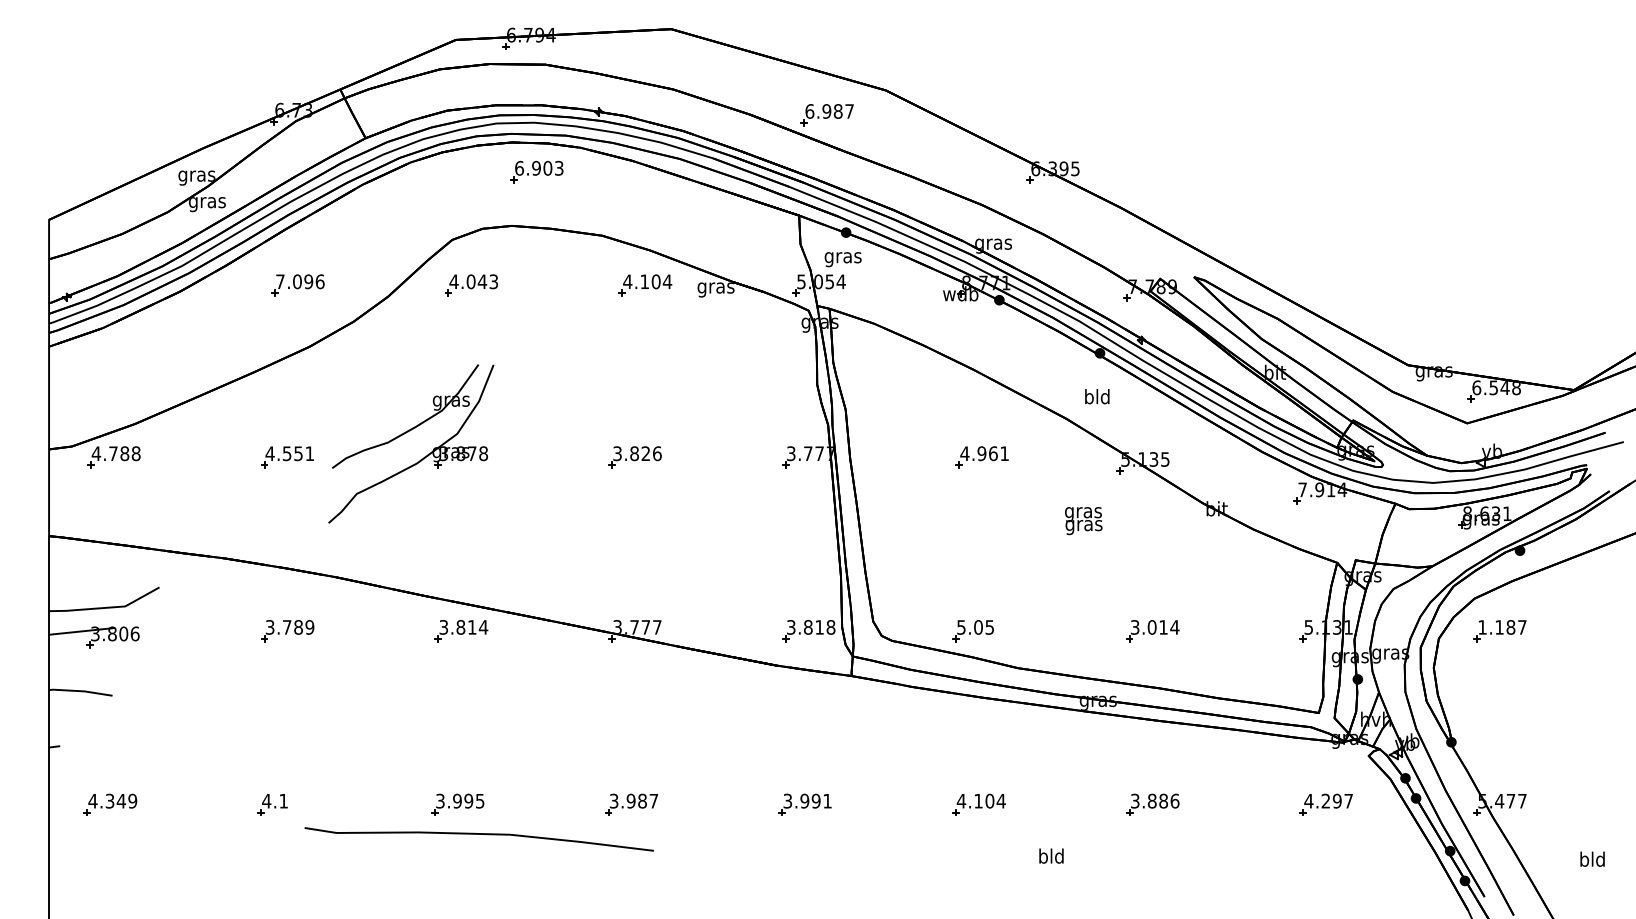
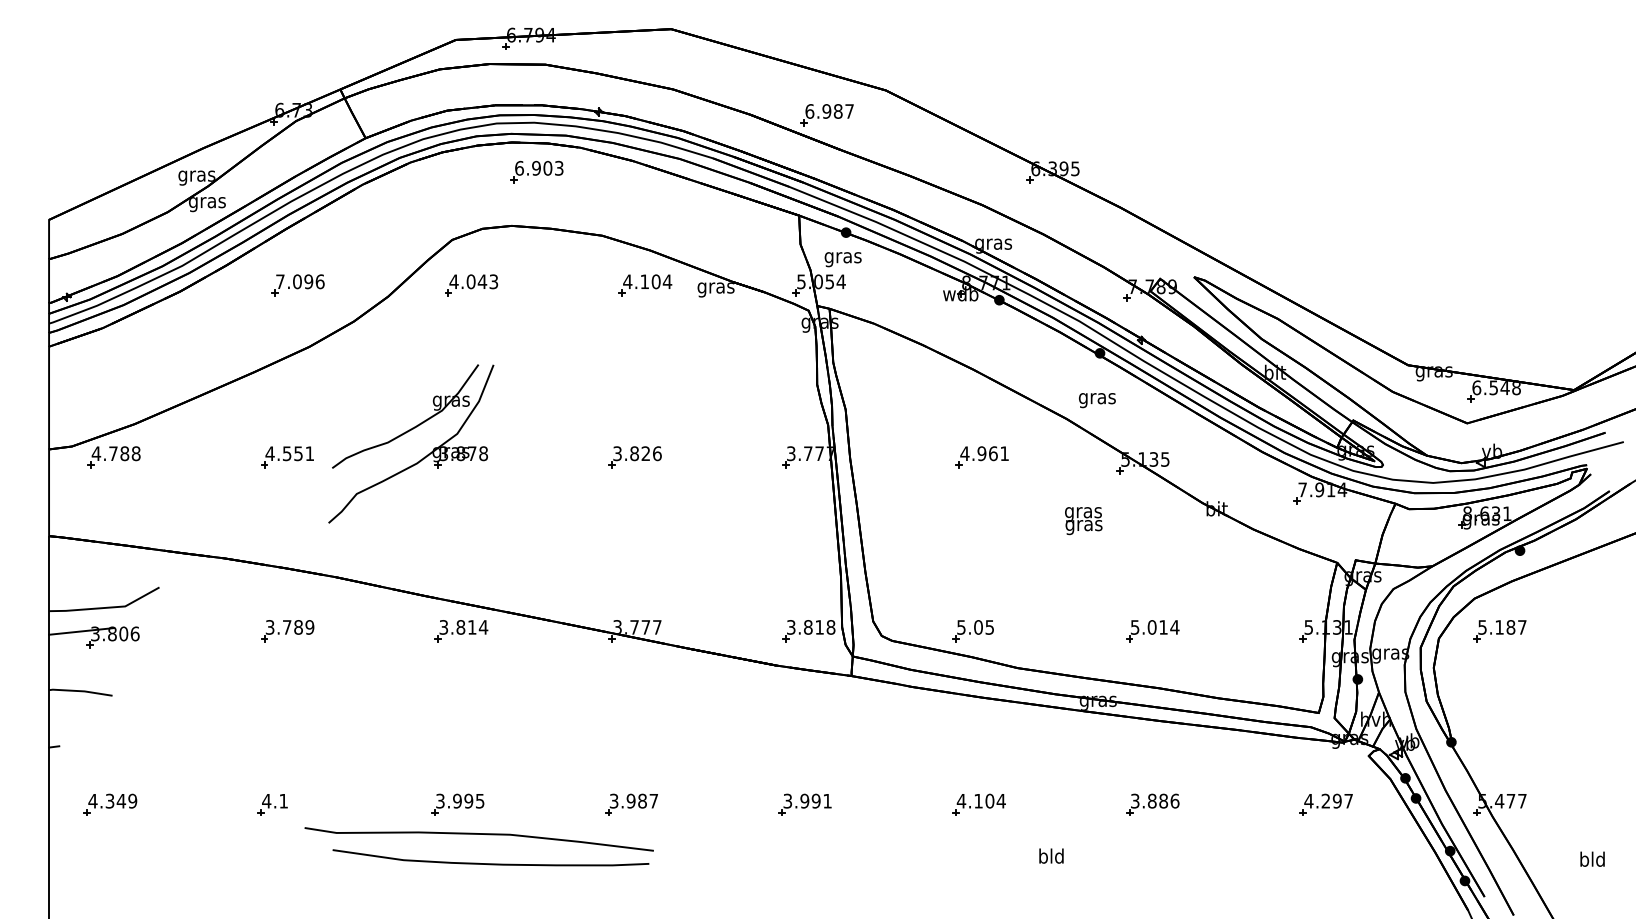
text: bld -> gras (1096, 398)
text: 3.014 -> 5.014 (1135, 626)
text: 1.187 -> 5.187 (1482, 627)
curve: none -> present (490, 863)
